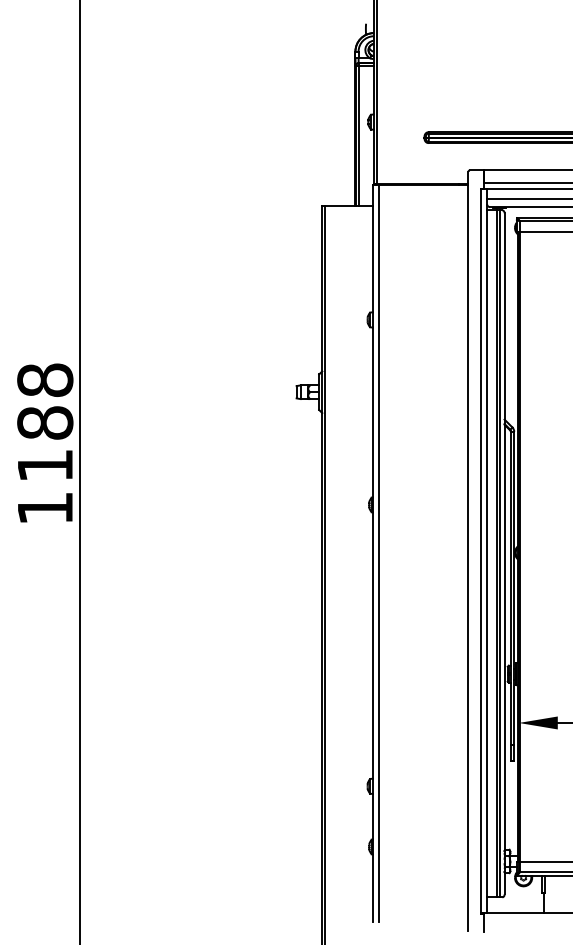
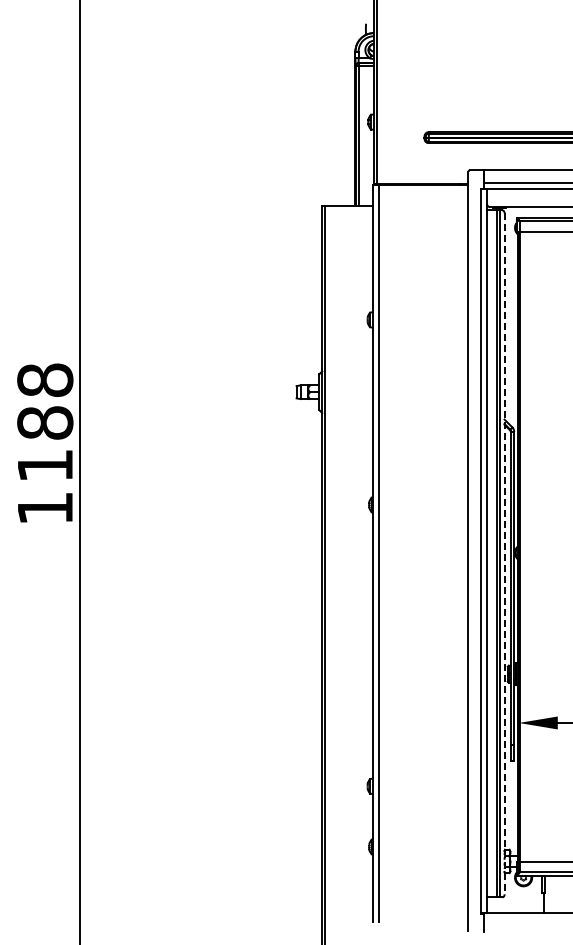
line: present -> none (528, 199)
line: solid -> dashed (504, 554)
